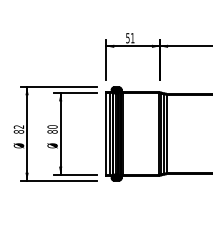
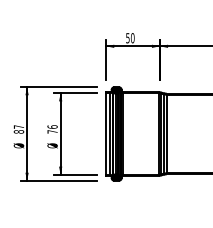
text: 51 -> 50 (132, 38)
text: 82 -> 87 (18, 126)
text: 80 -> 76 (52, 129)
